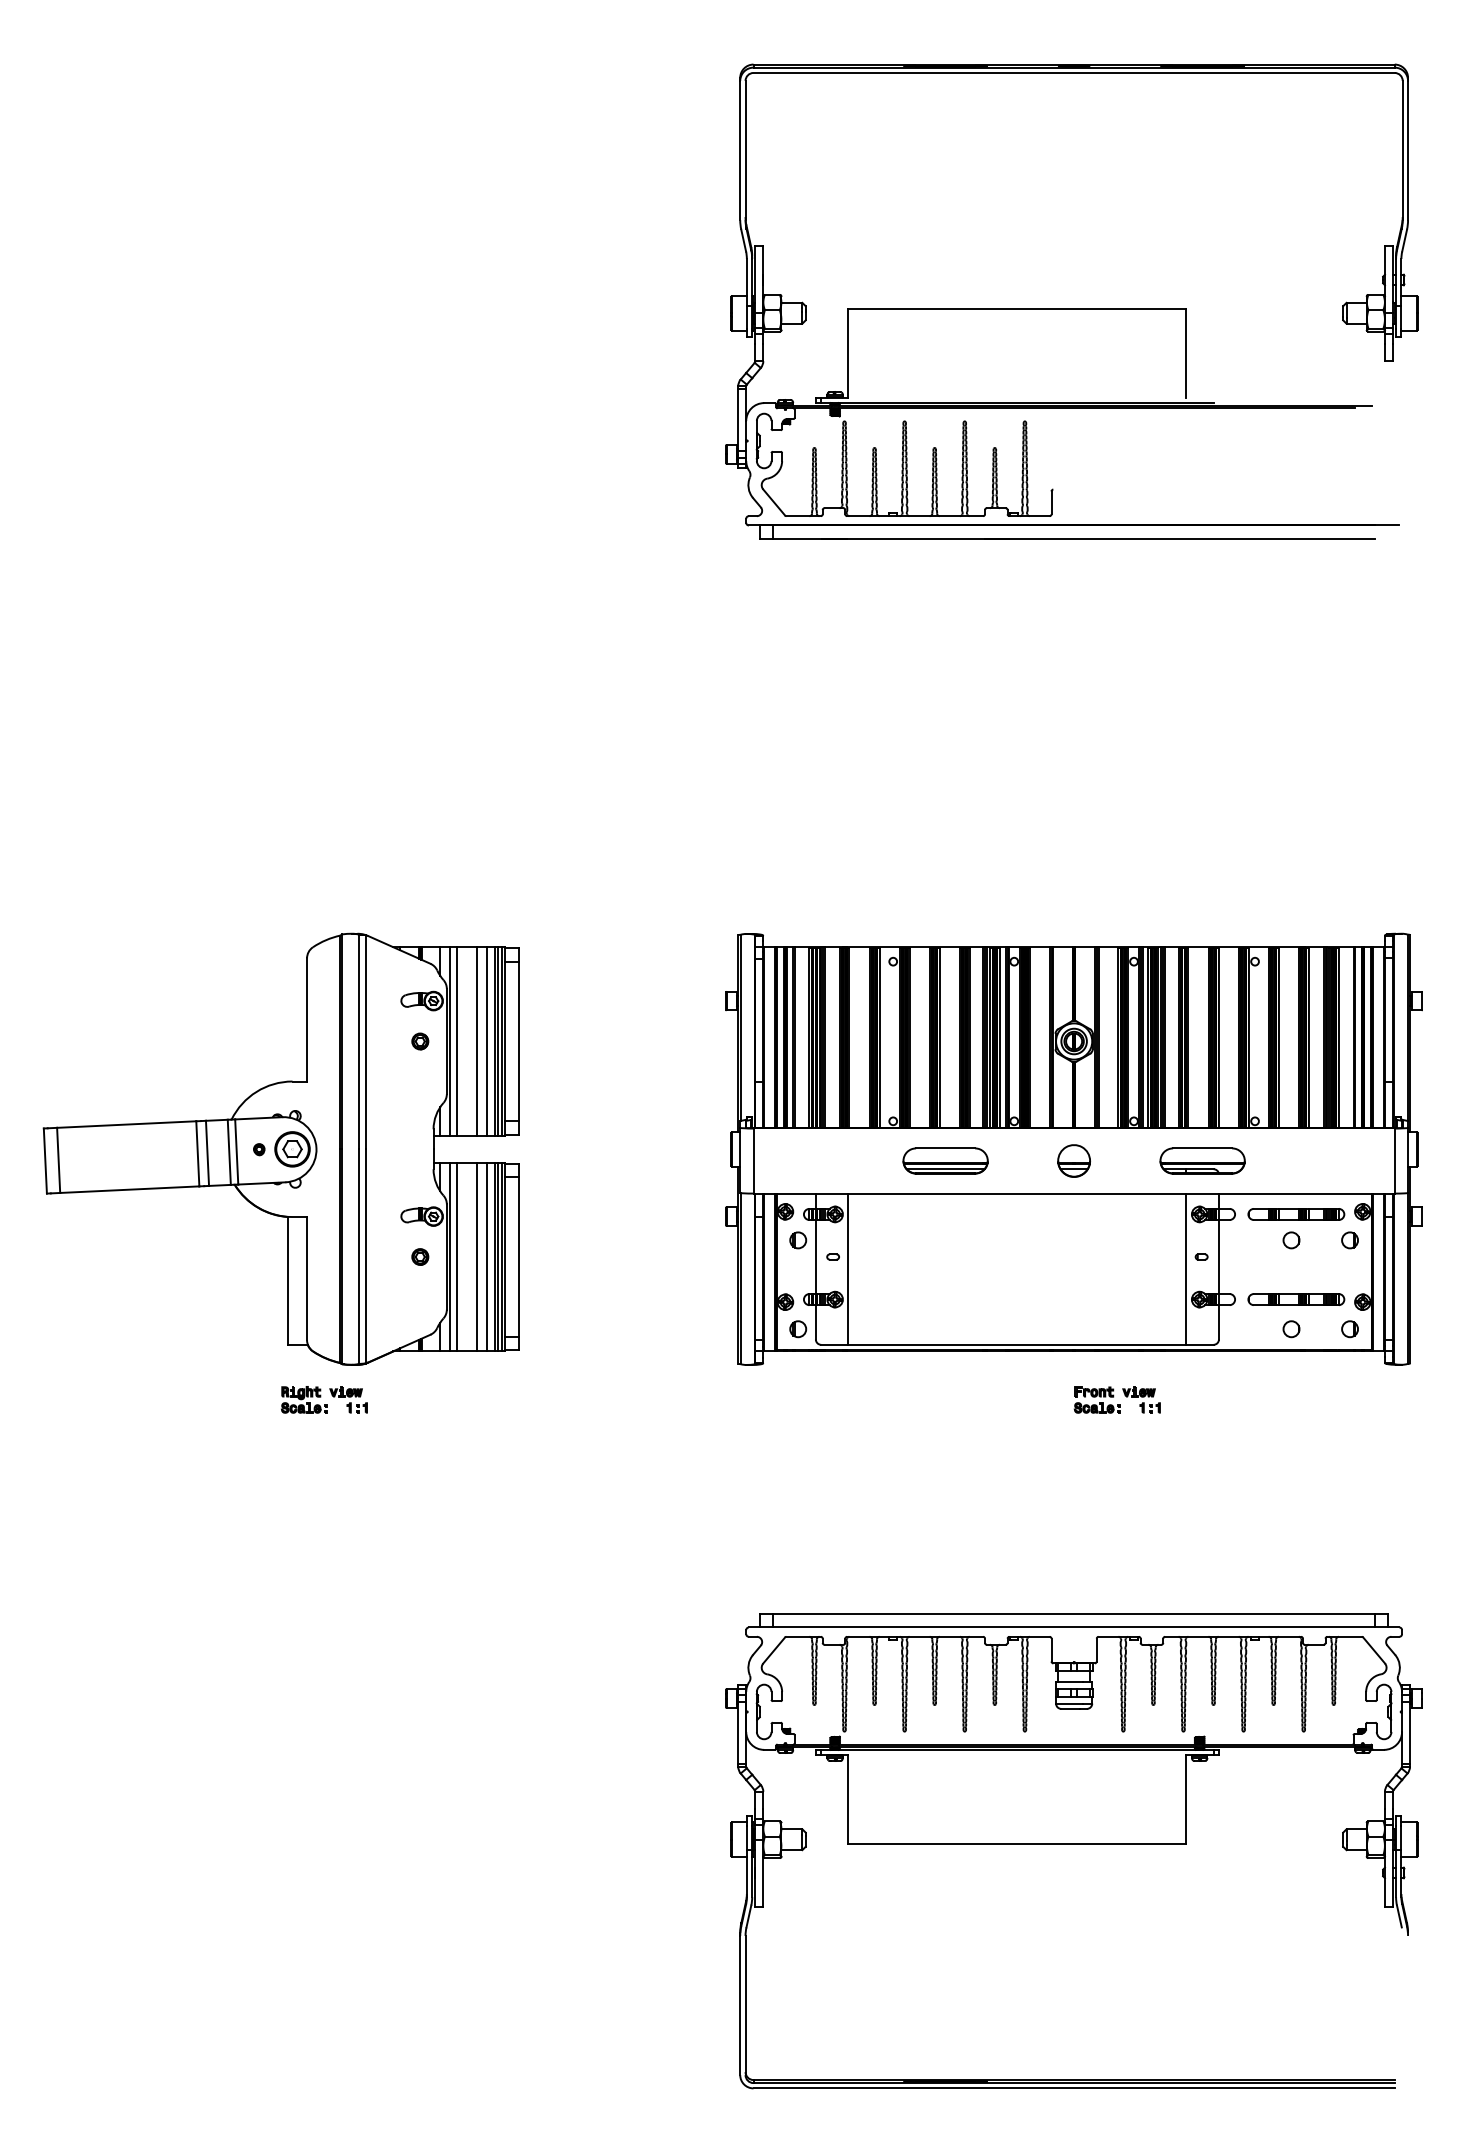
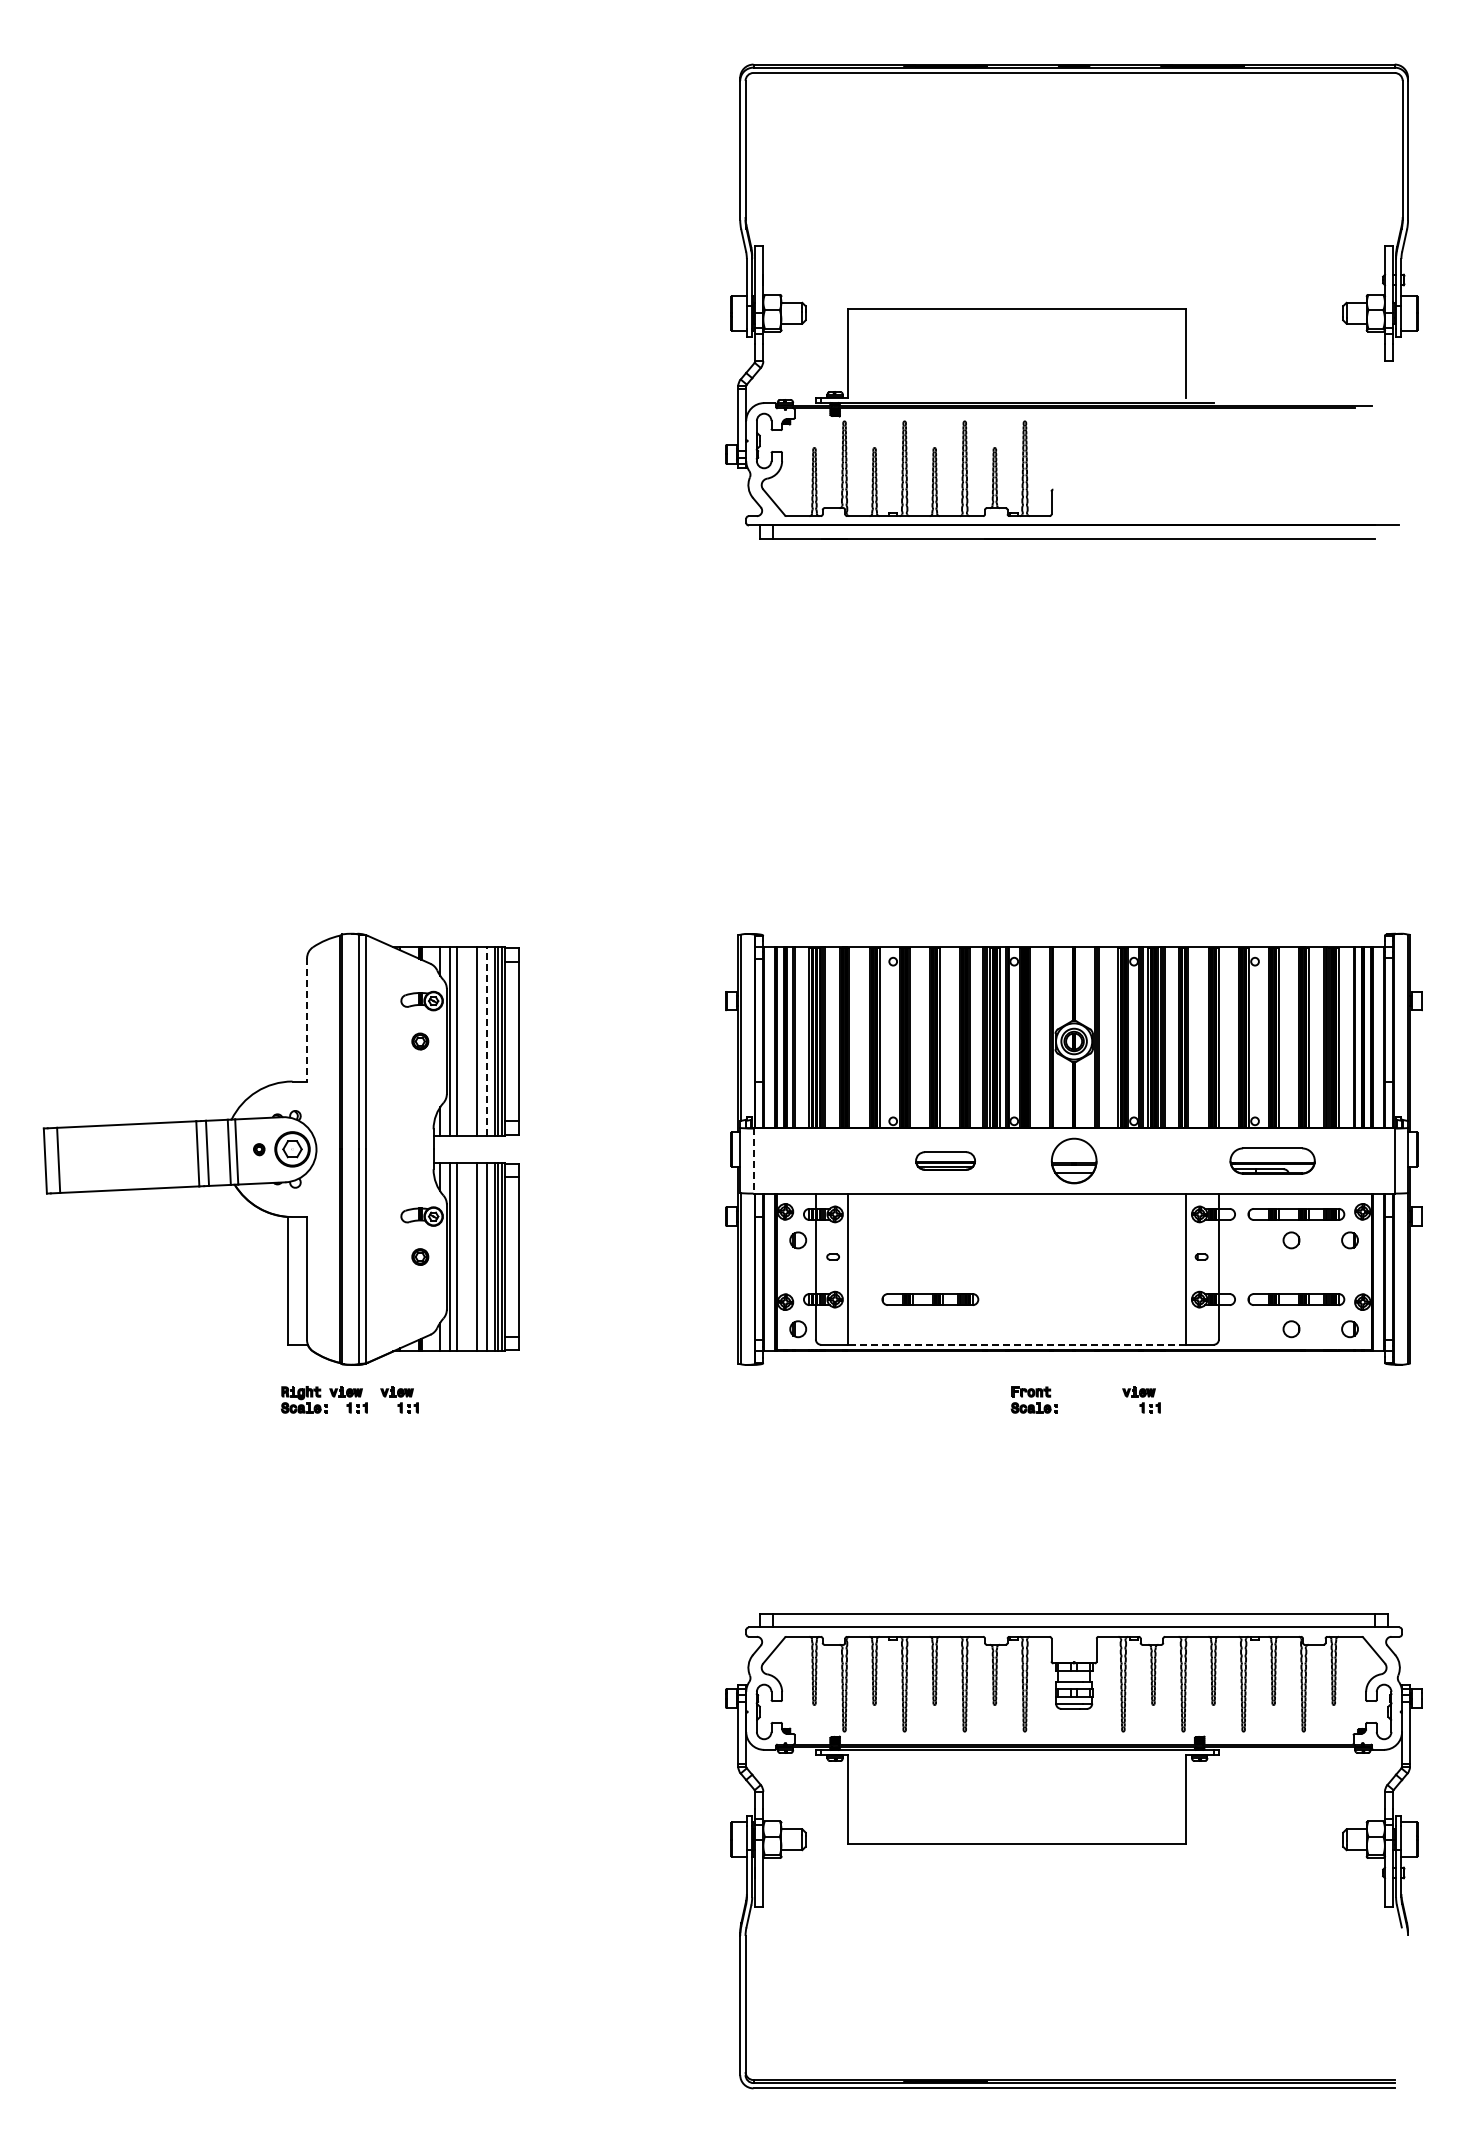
line: solid -> dashed (307, 1019)
line: solid -> dashed (486, 1041)
part size: 87x28 px -> 61x20 px (945, 1160)
part size: 34x34 px -> 48x48 px (1073, 1160)
part position: (1202, 1160) -> (1272, 1160) (1272, 1160)
line: solid -> dashed (753, 1161)
part: none -> present (930, 1299)
line: solid -> dashed (1017, 1344)
part: none -> present (399, 1399)
part position: (1096, 1399) -> (1033, 1399) (1033, 1399)
